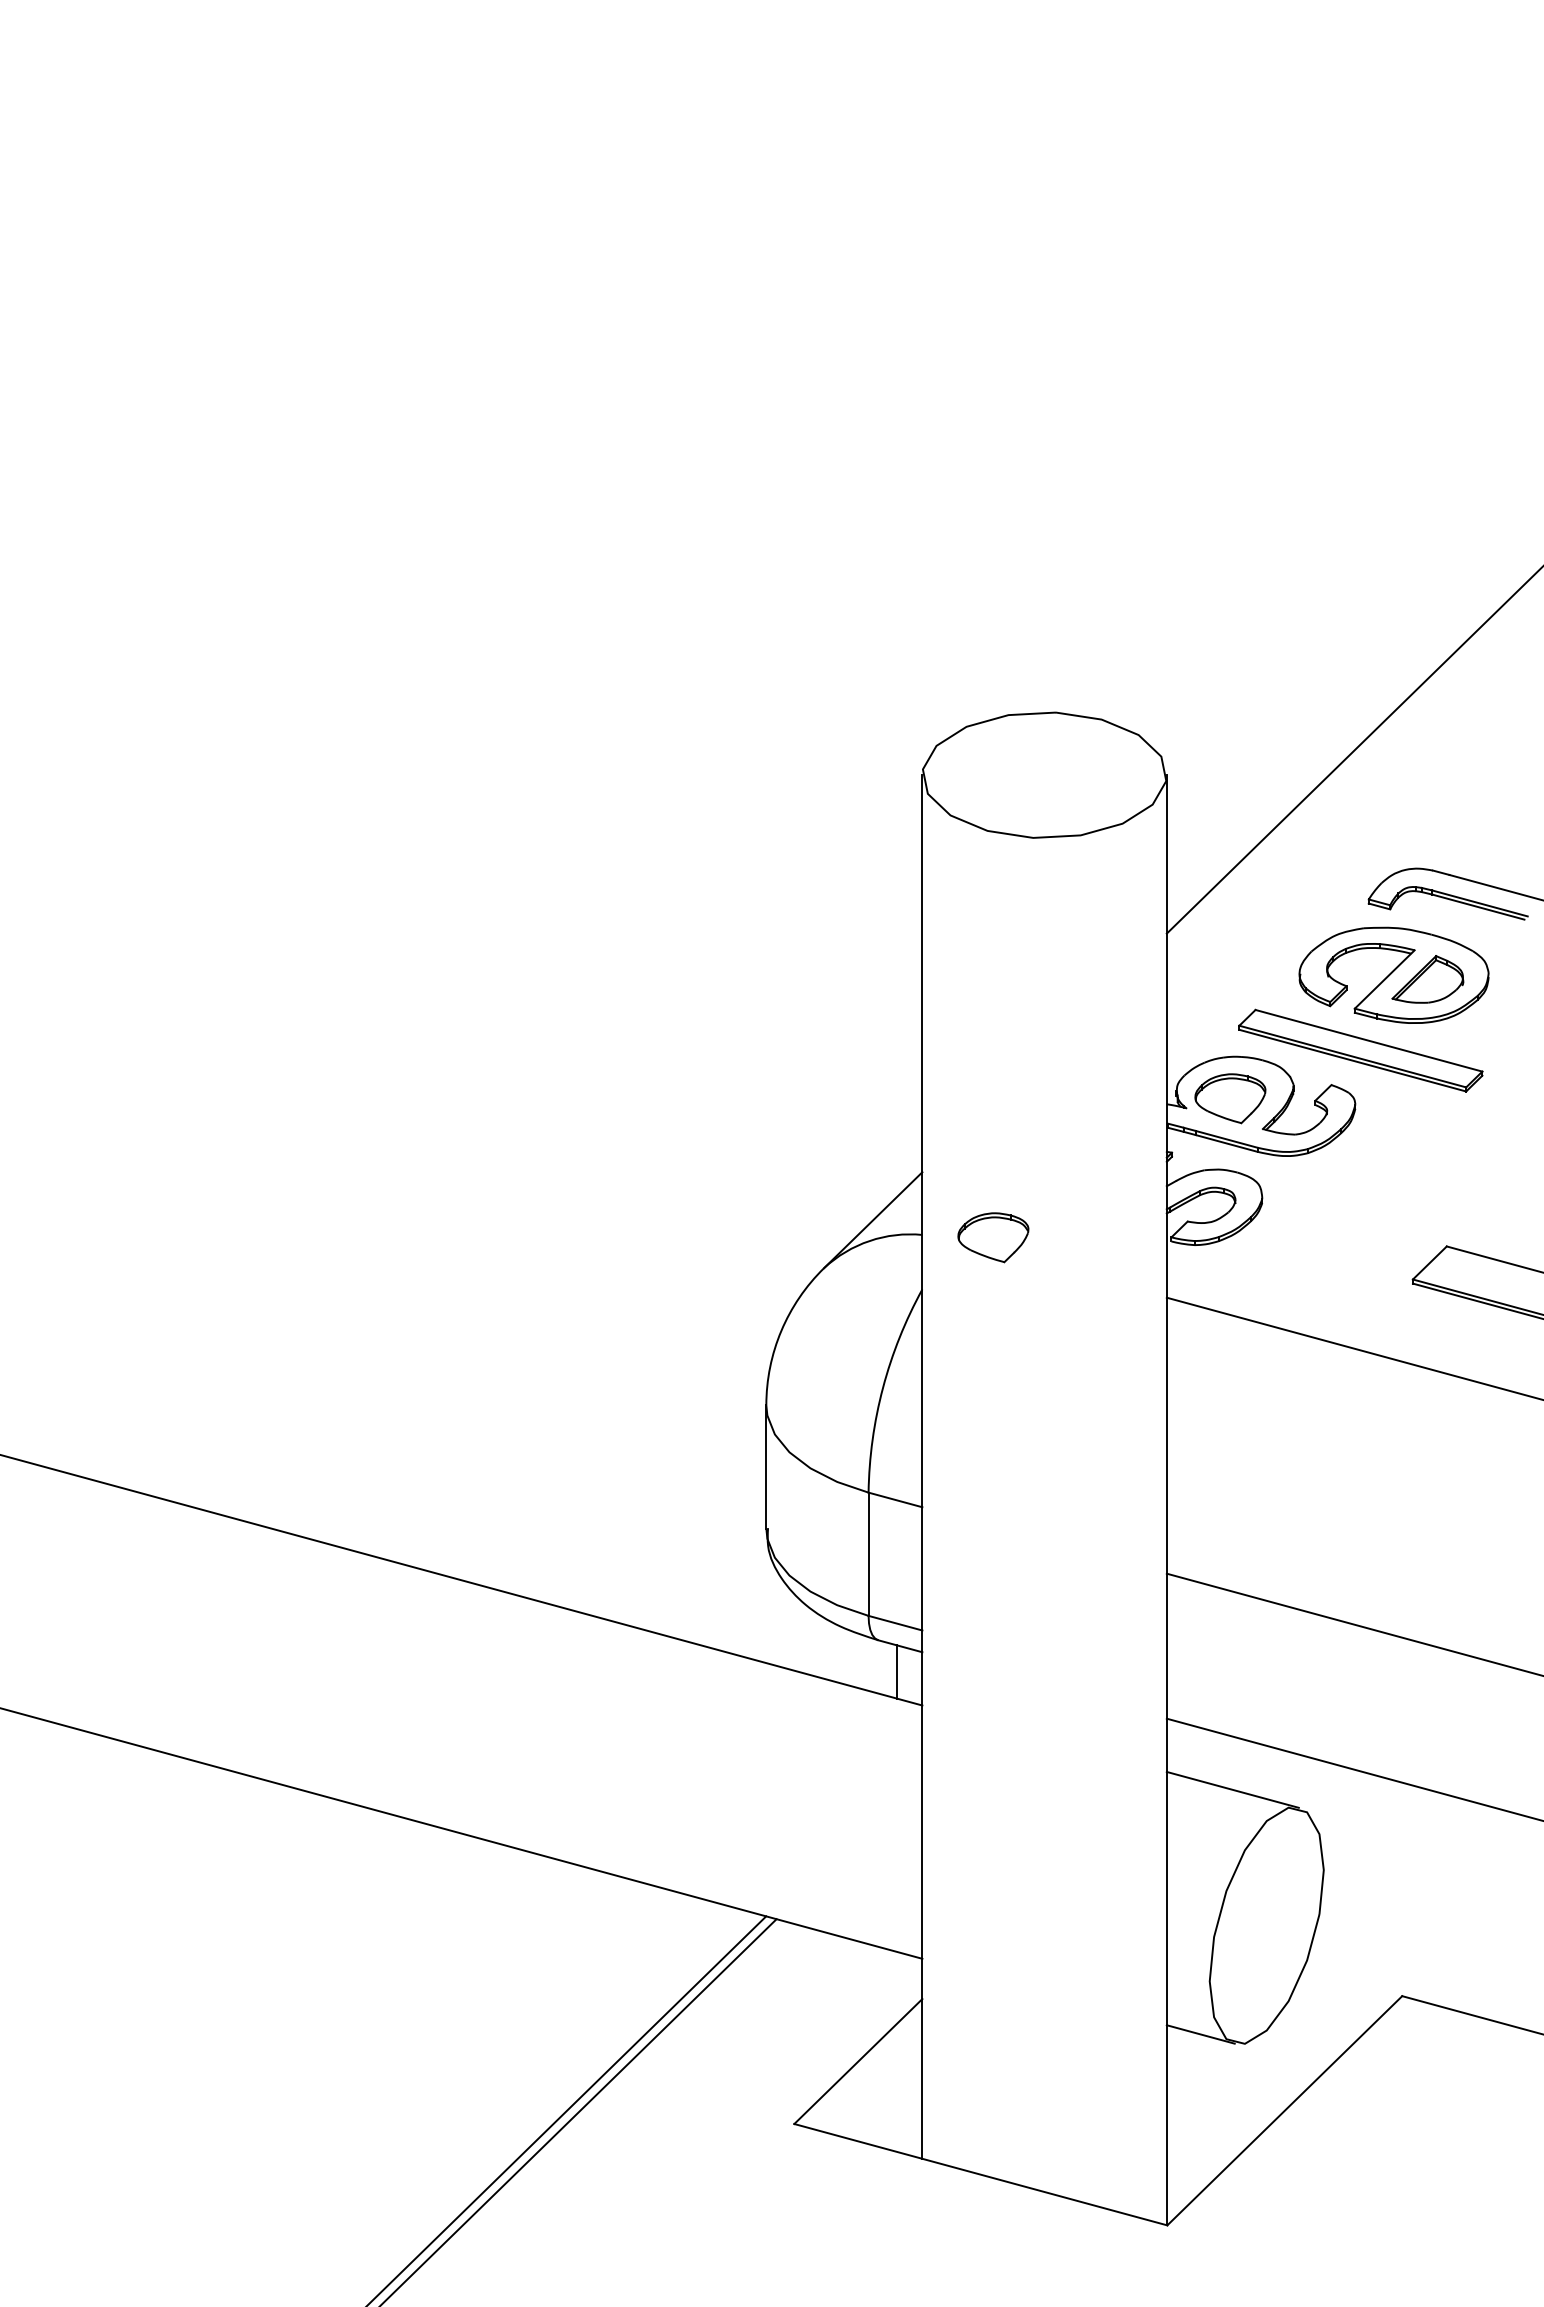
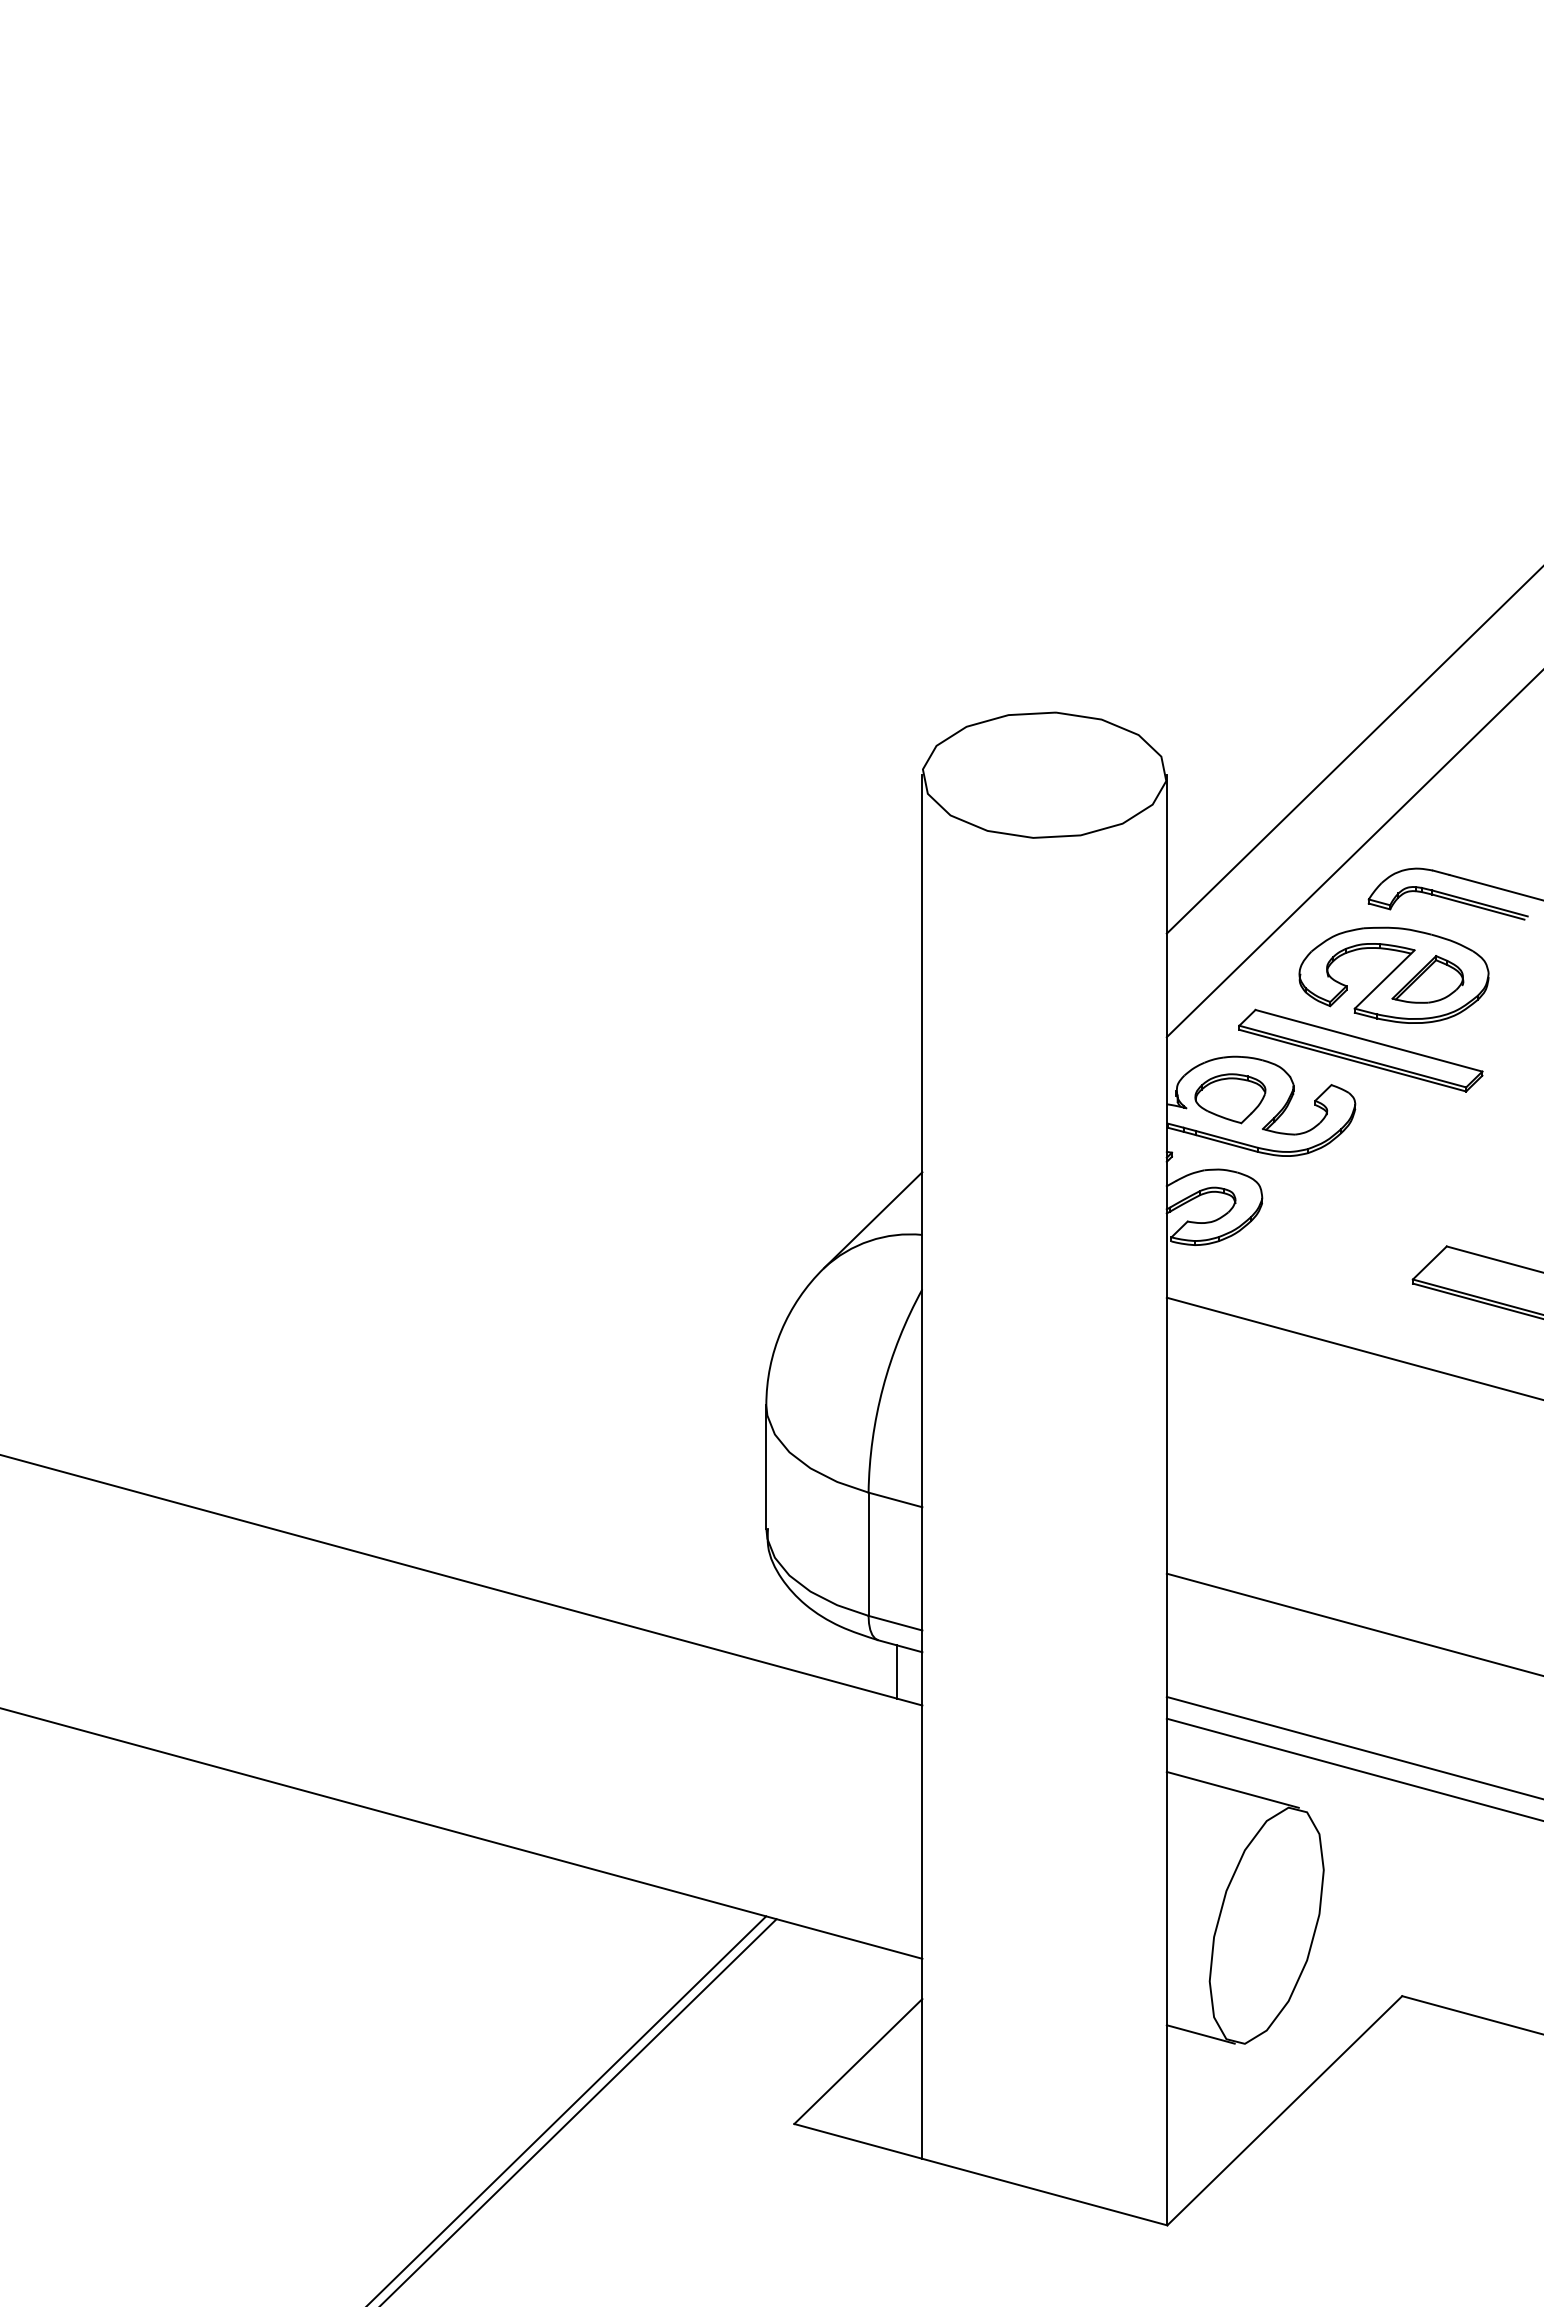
line: none -> present (1353, 854)
part: present -> none (993, 1237)
line: none -> present (1353, 1747)
